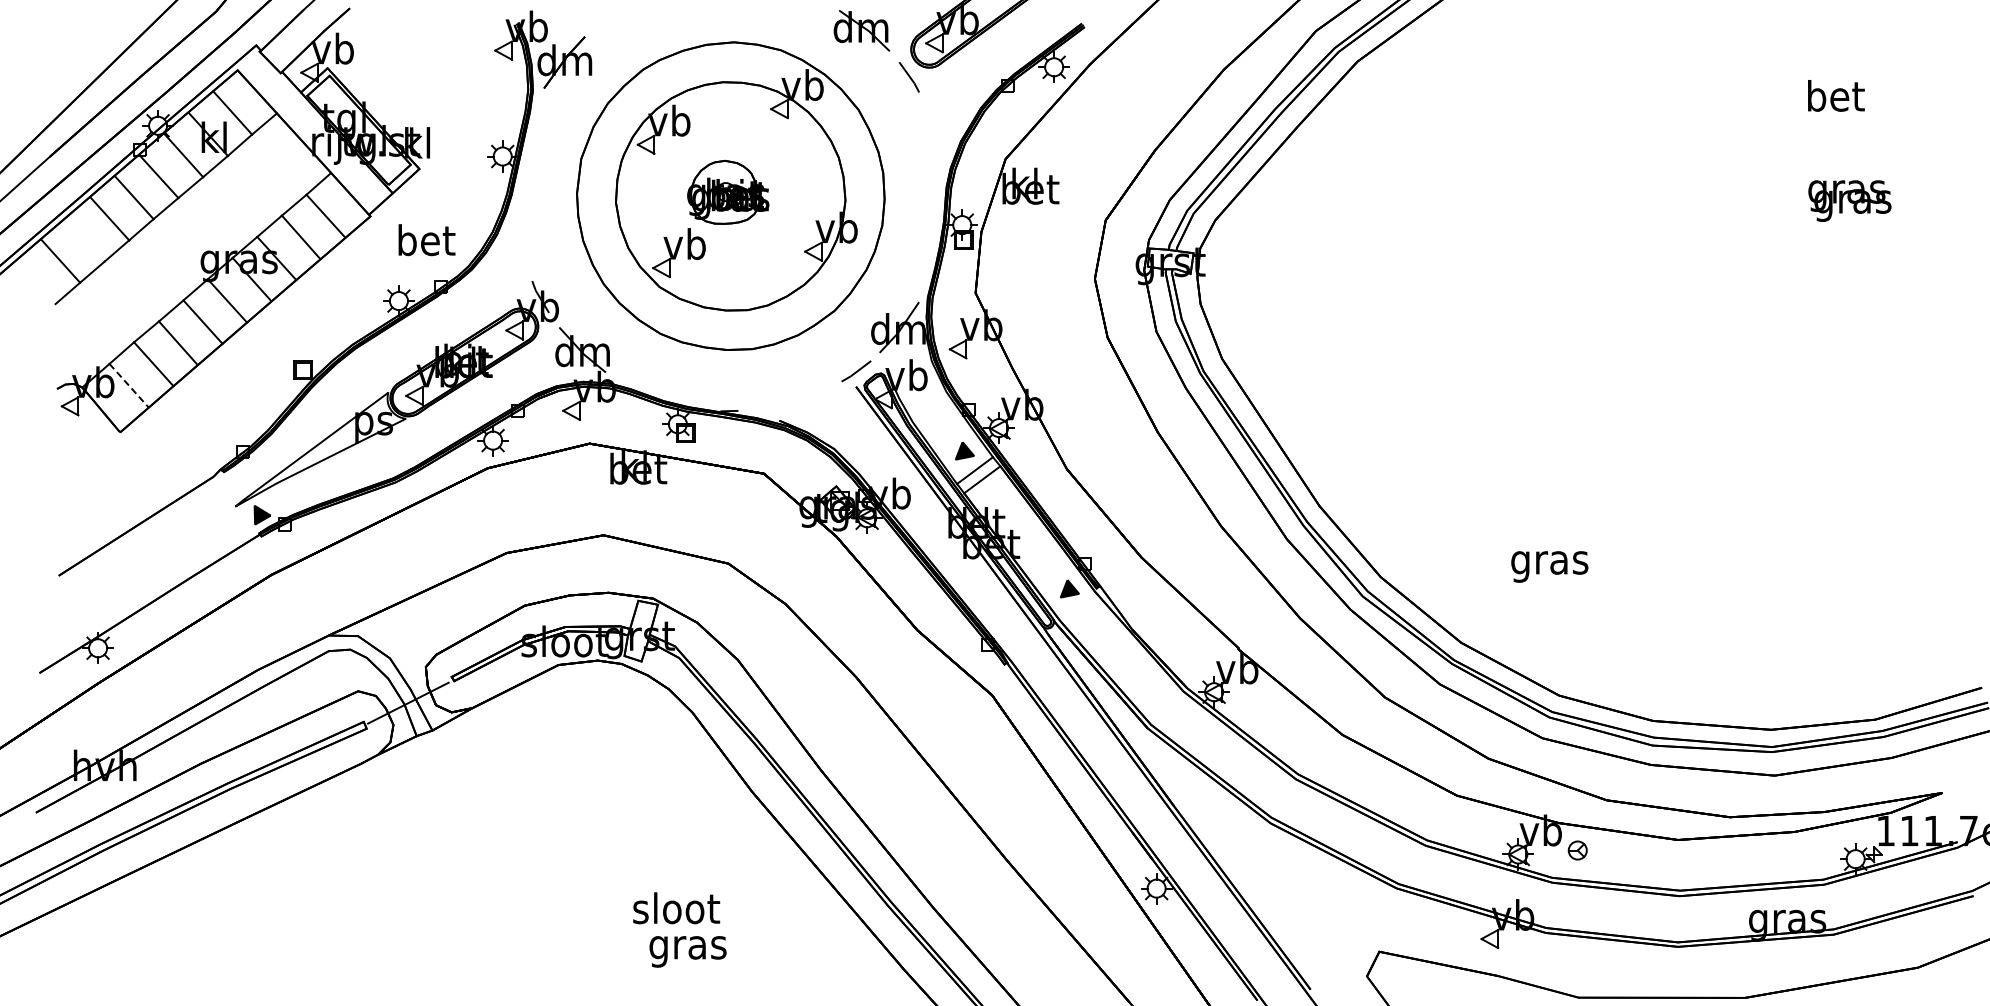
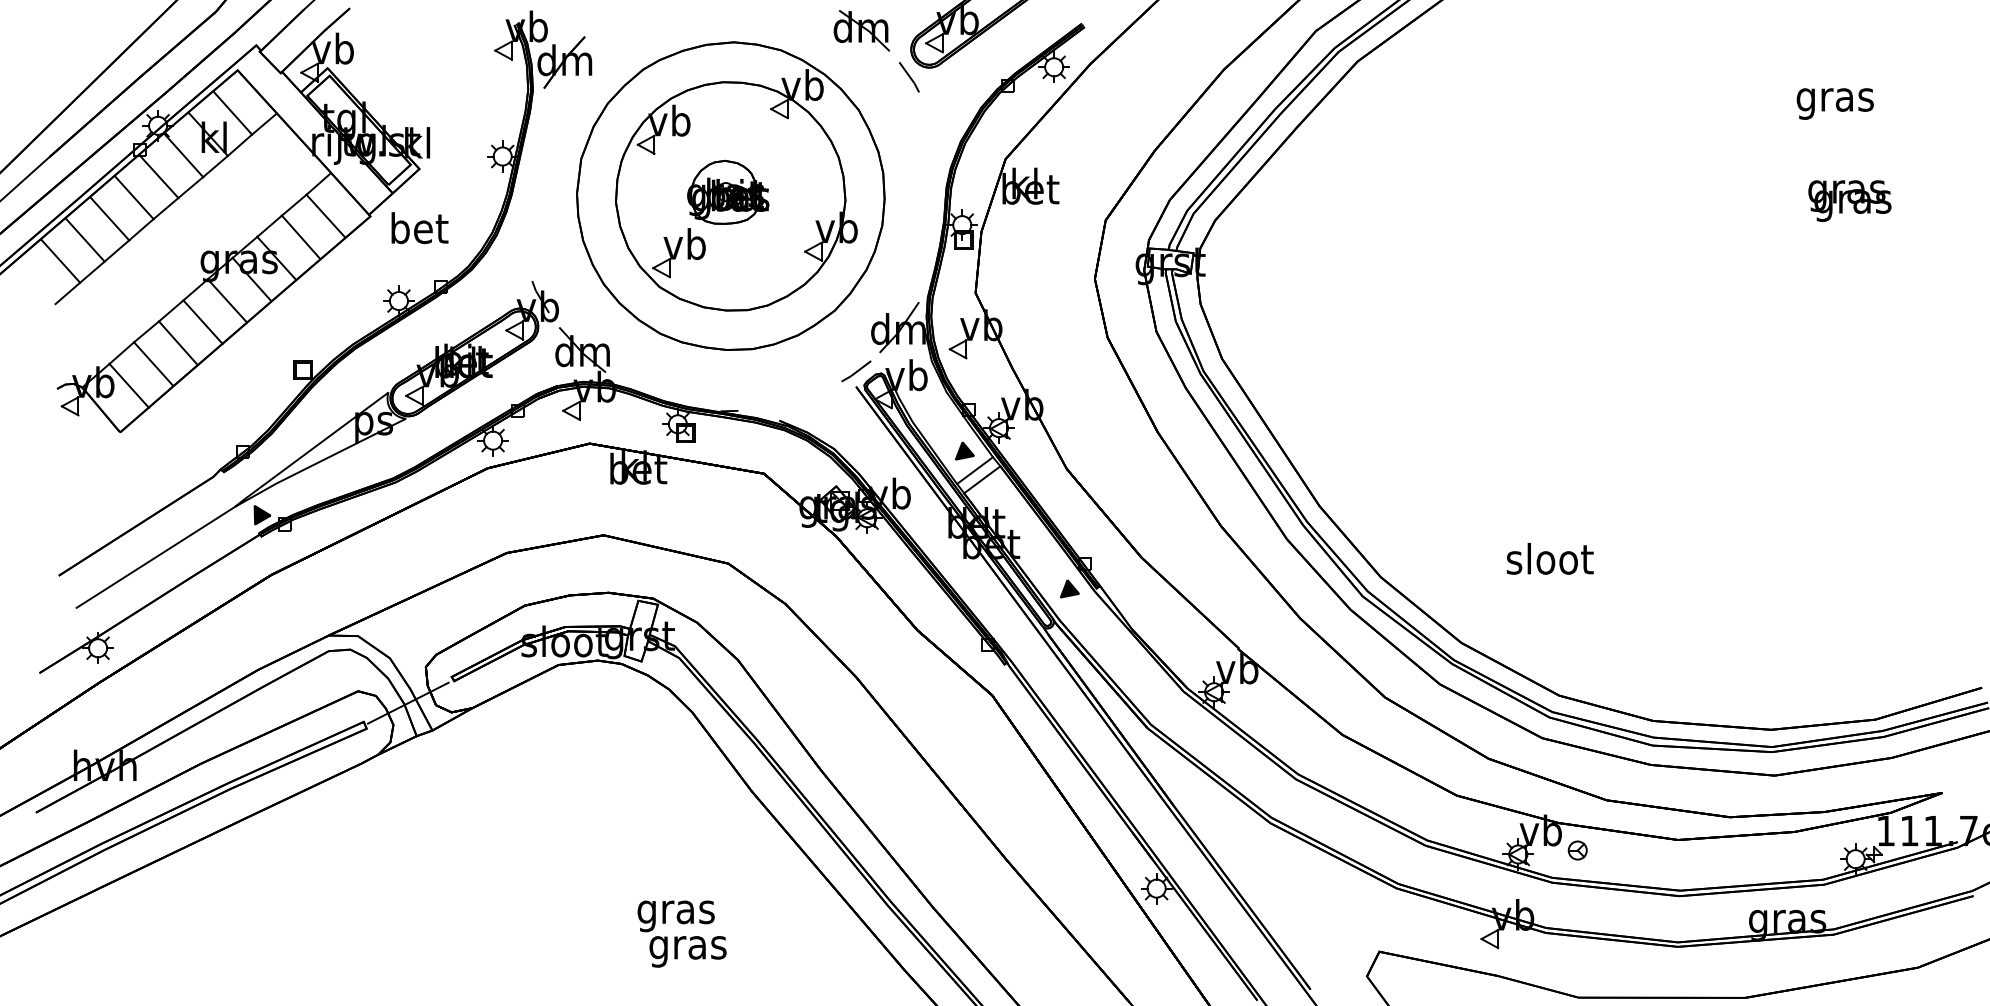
text: bet -> gras (1834, 99)
line: none -> present (84, 239)
text position: (426, 240) -> (419, 228) (419, 228)
line: dashed -> solid (129, 385)
line: none -> present (155, 556)
text: gras -> sloot (1549, 562)
text: sloot -> gras (676, 912)
